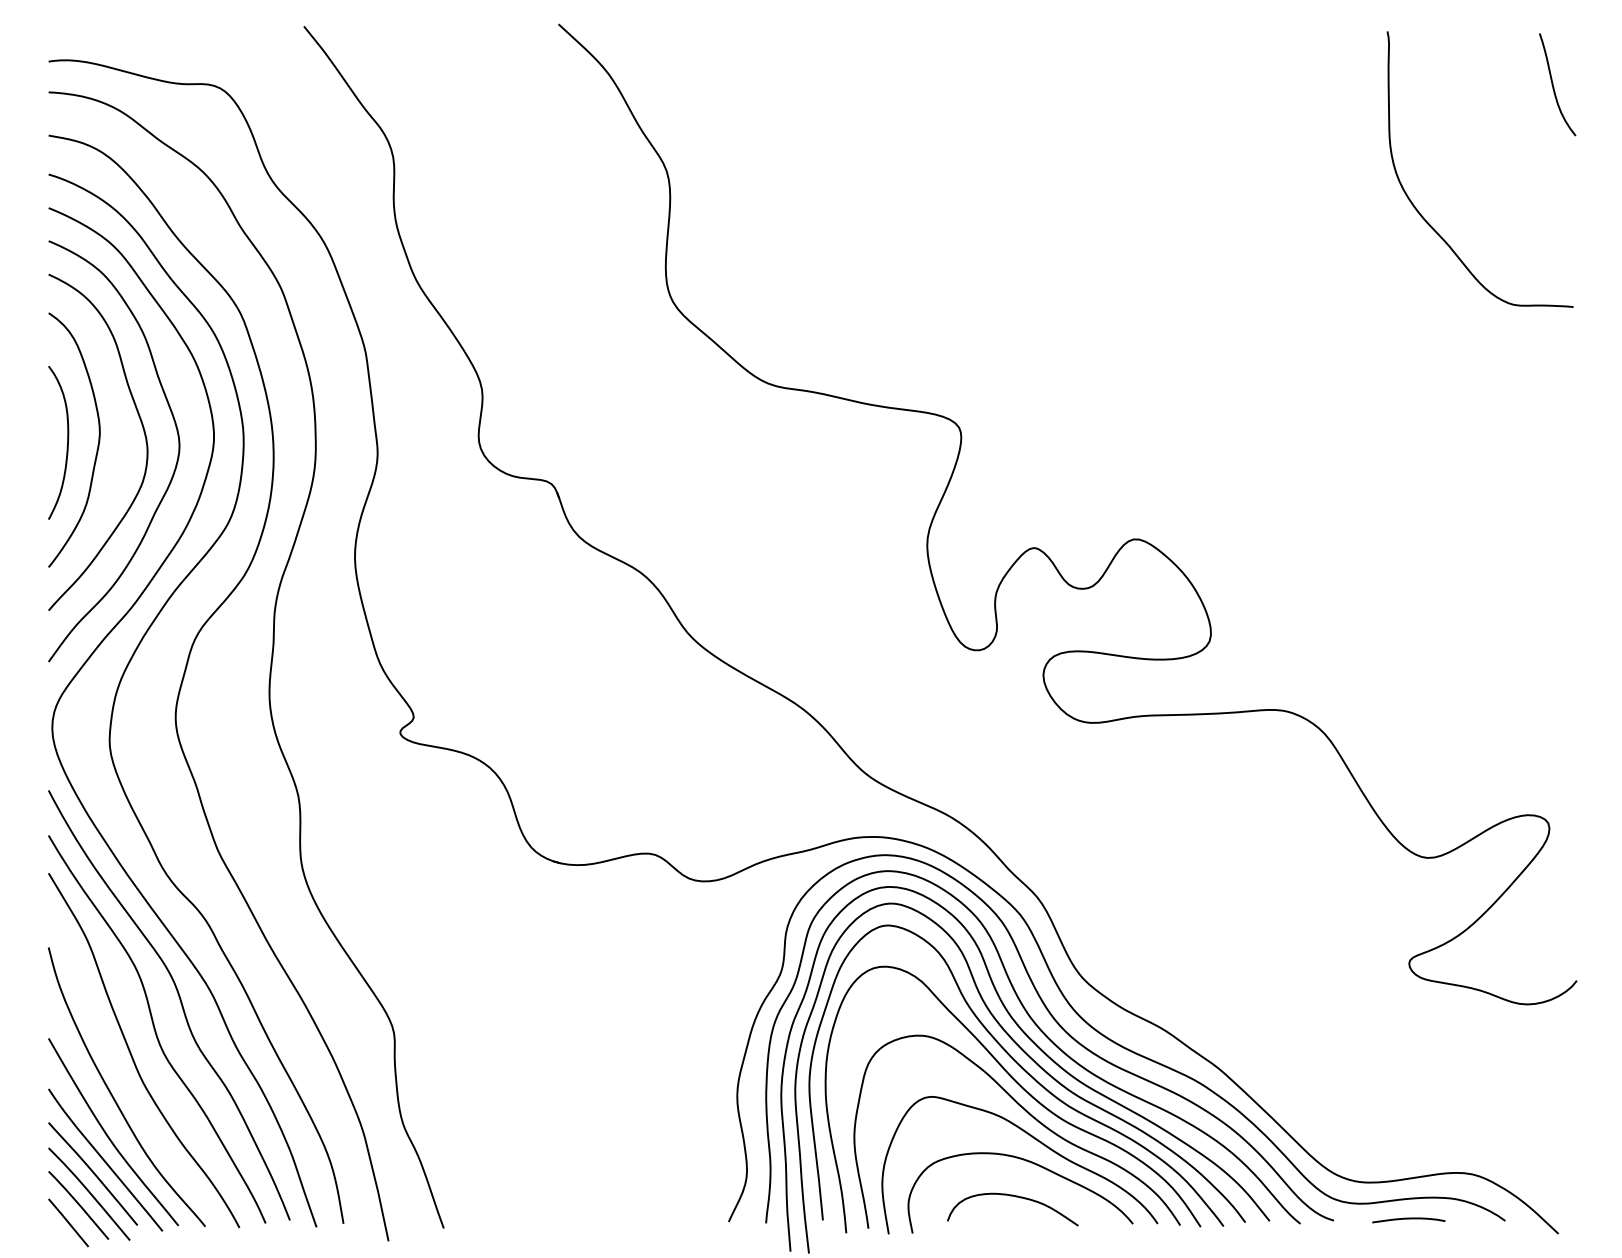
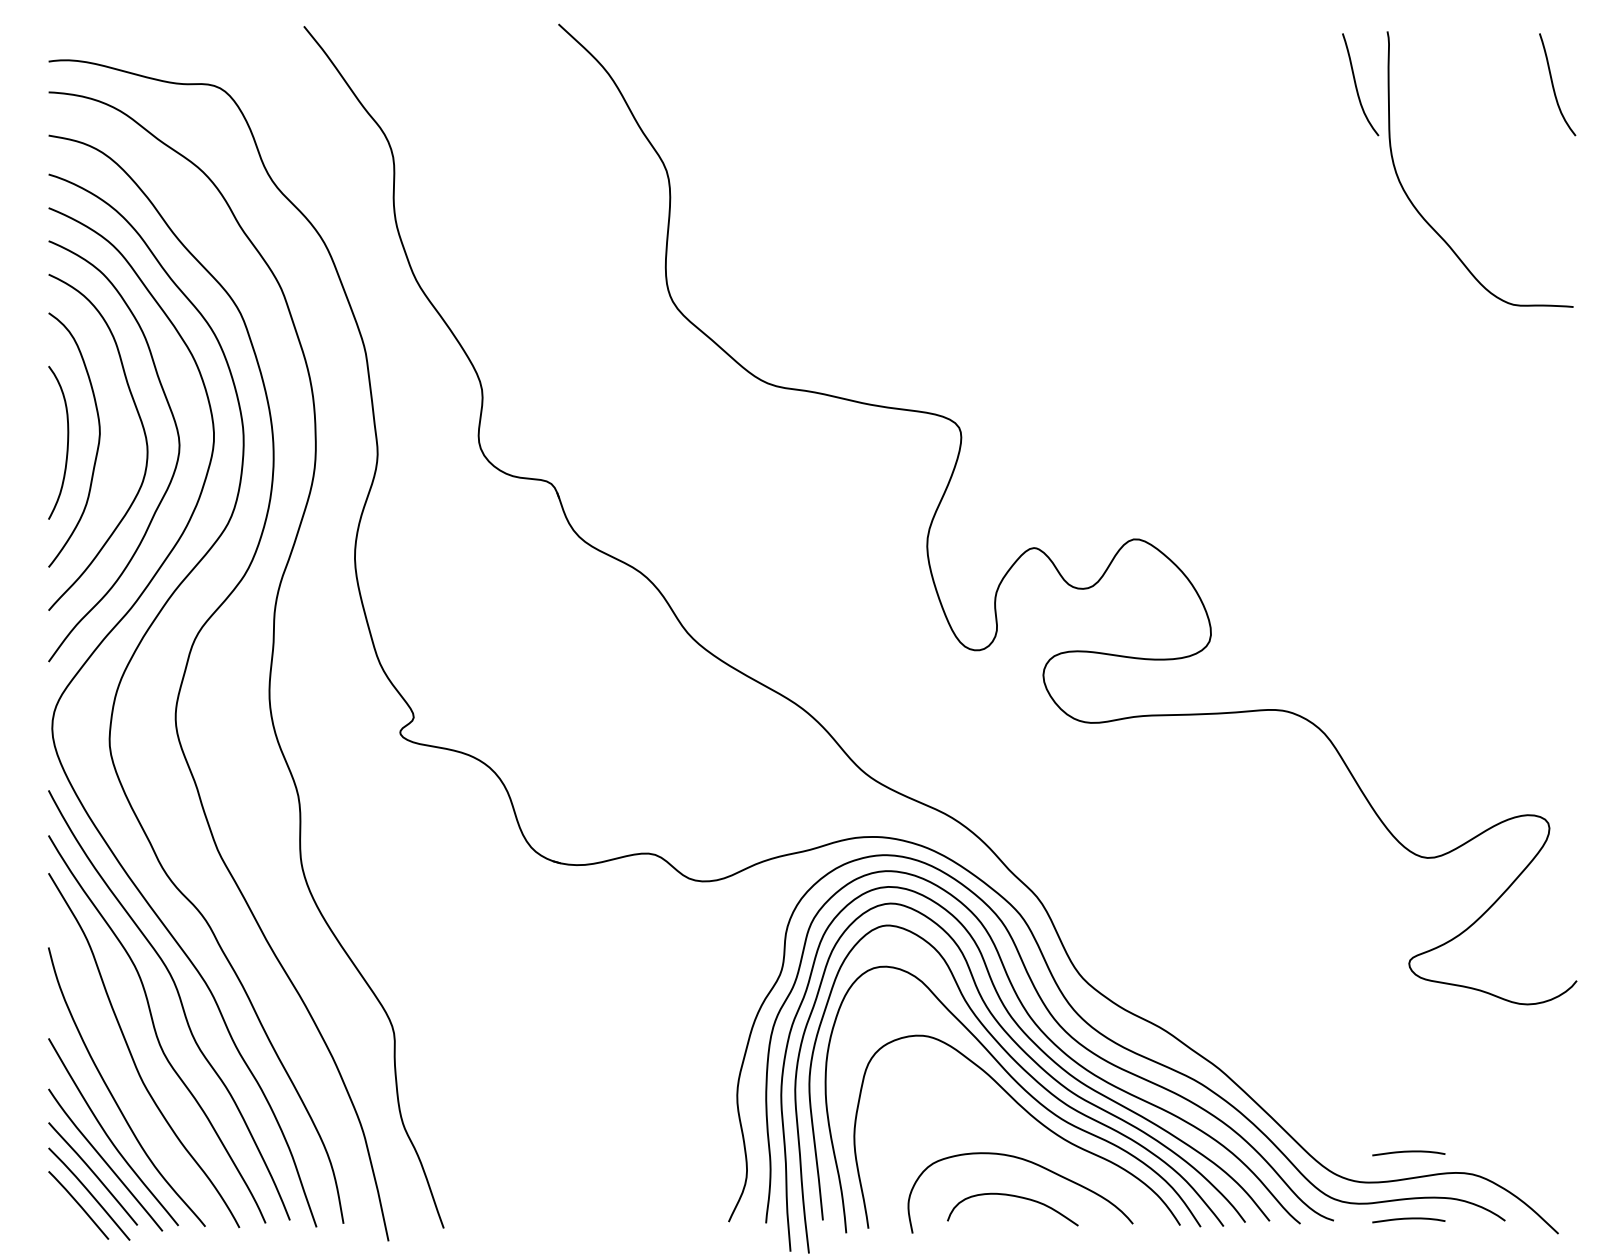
curve: none -> present (1356, 84)
curve: present -> none (1037, 1141)
curve: none -> present (1408, 1152)
line: present -> none (68, 1222)
